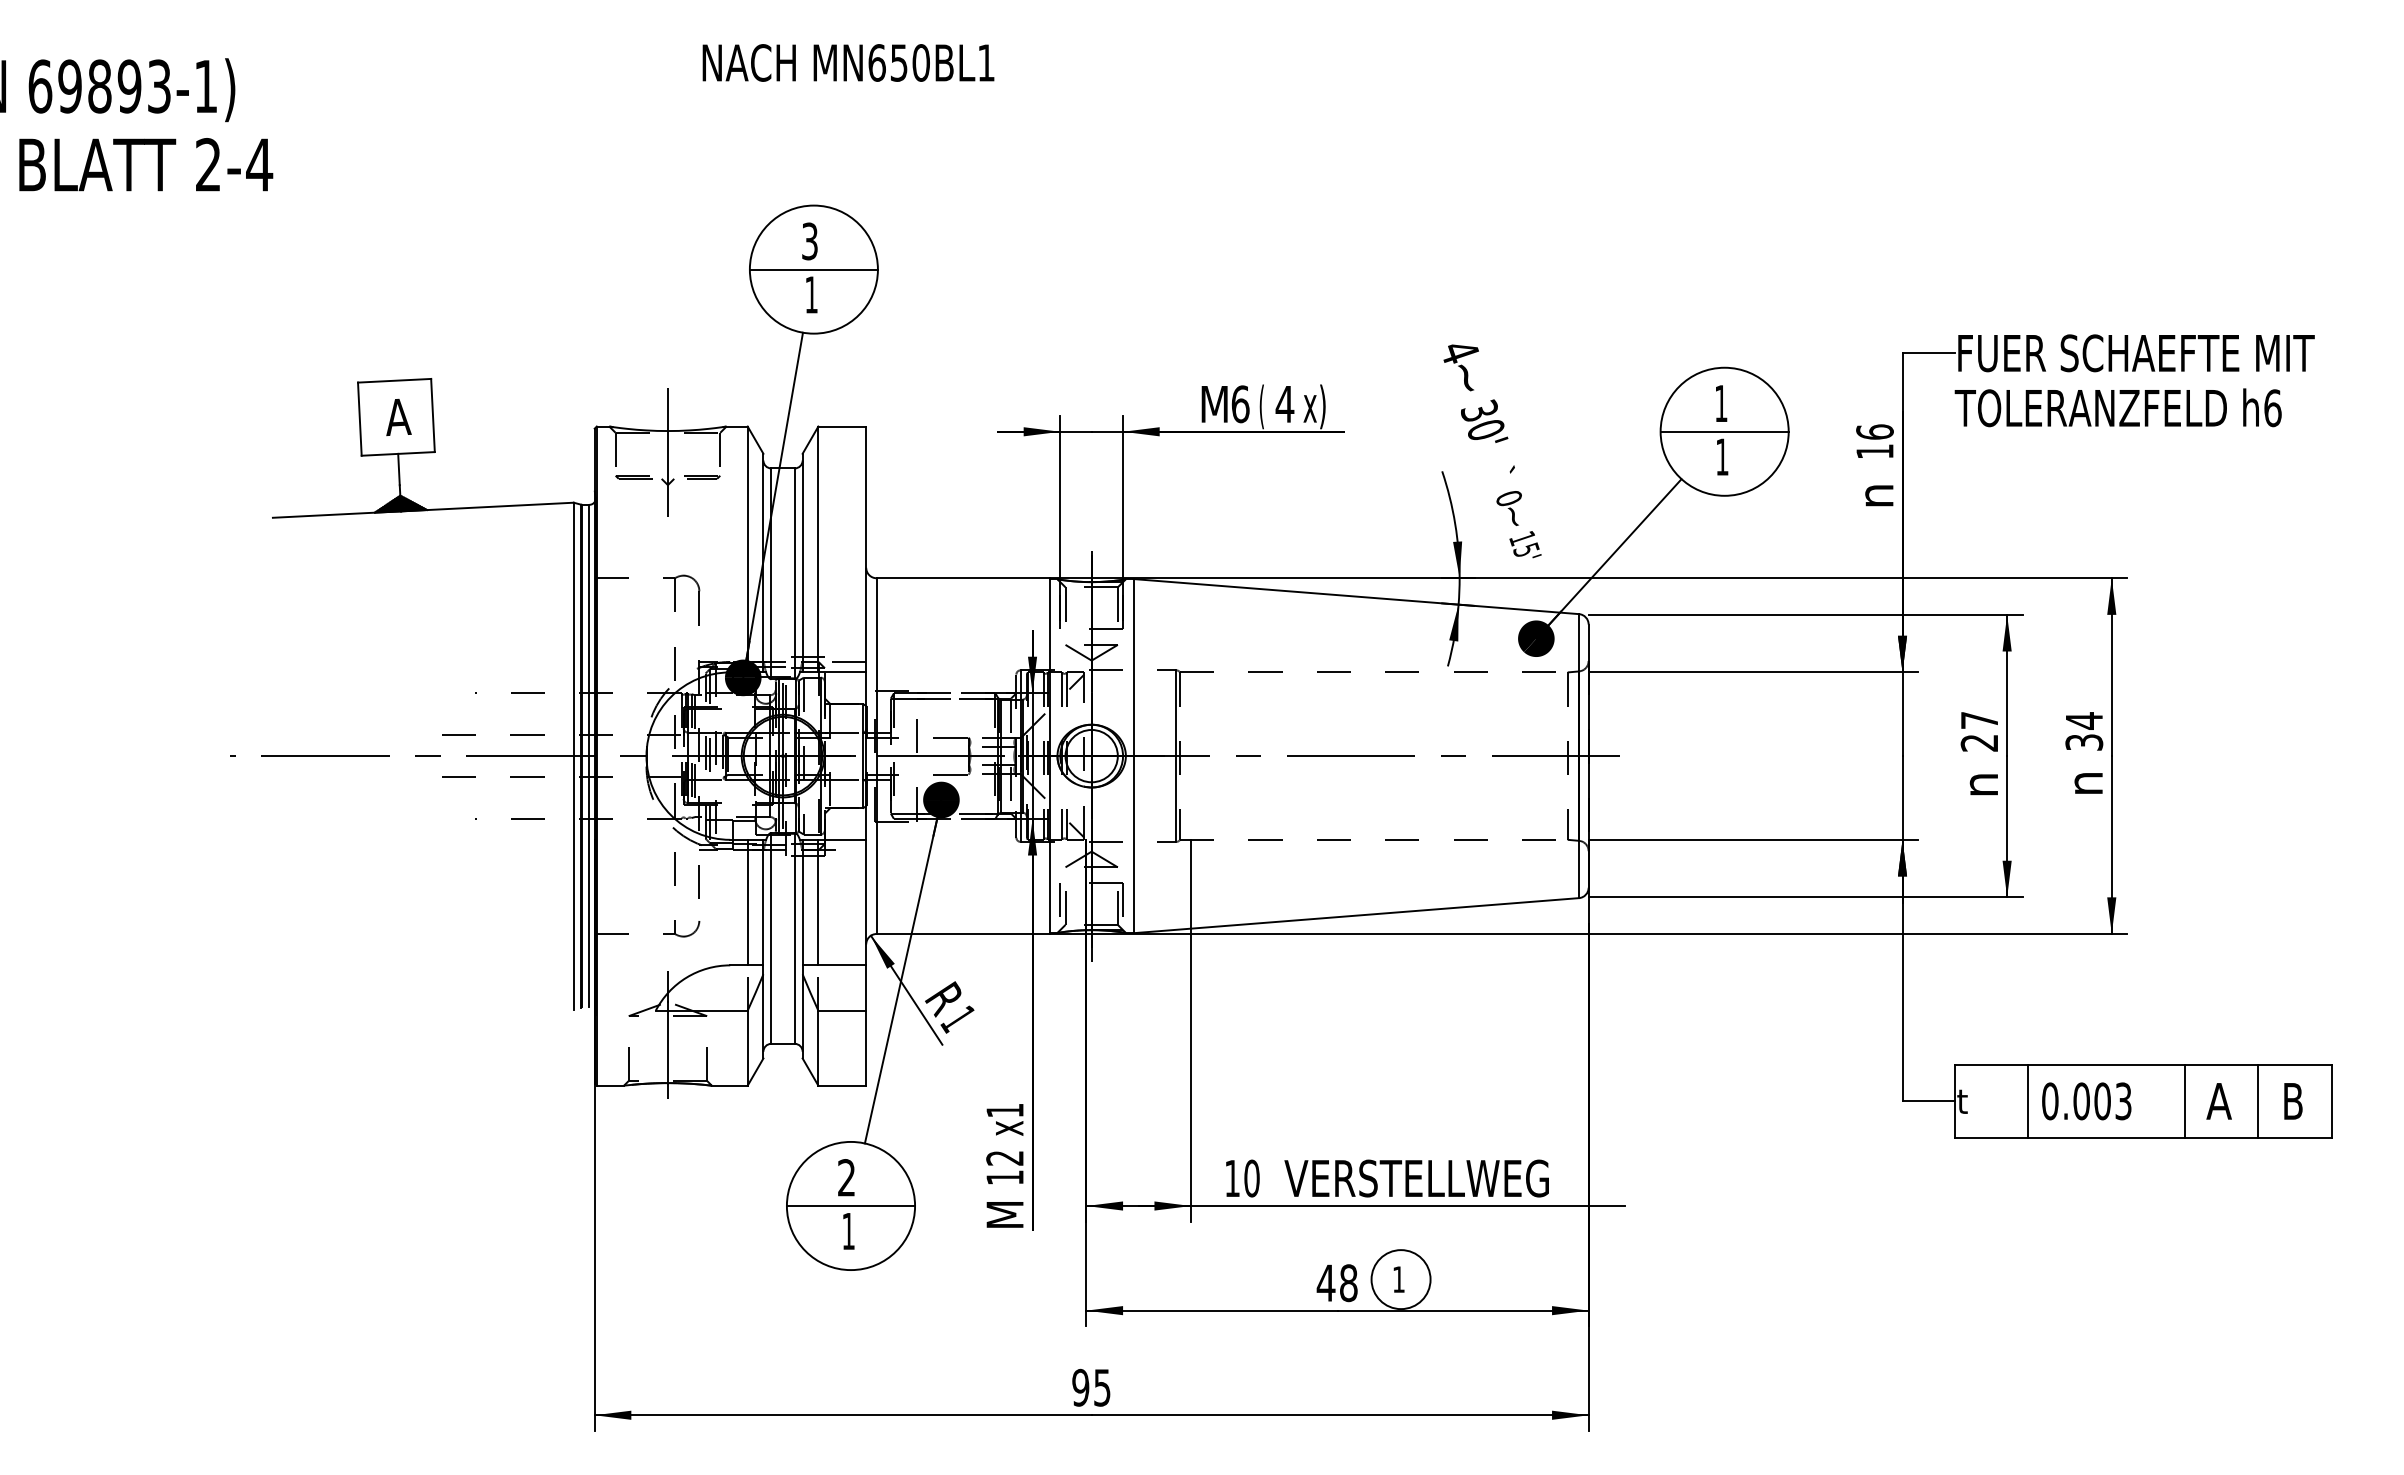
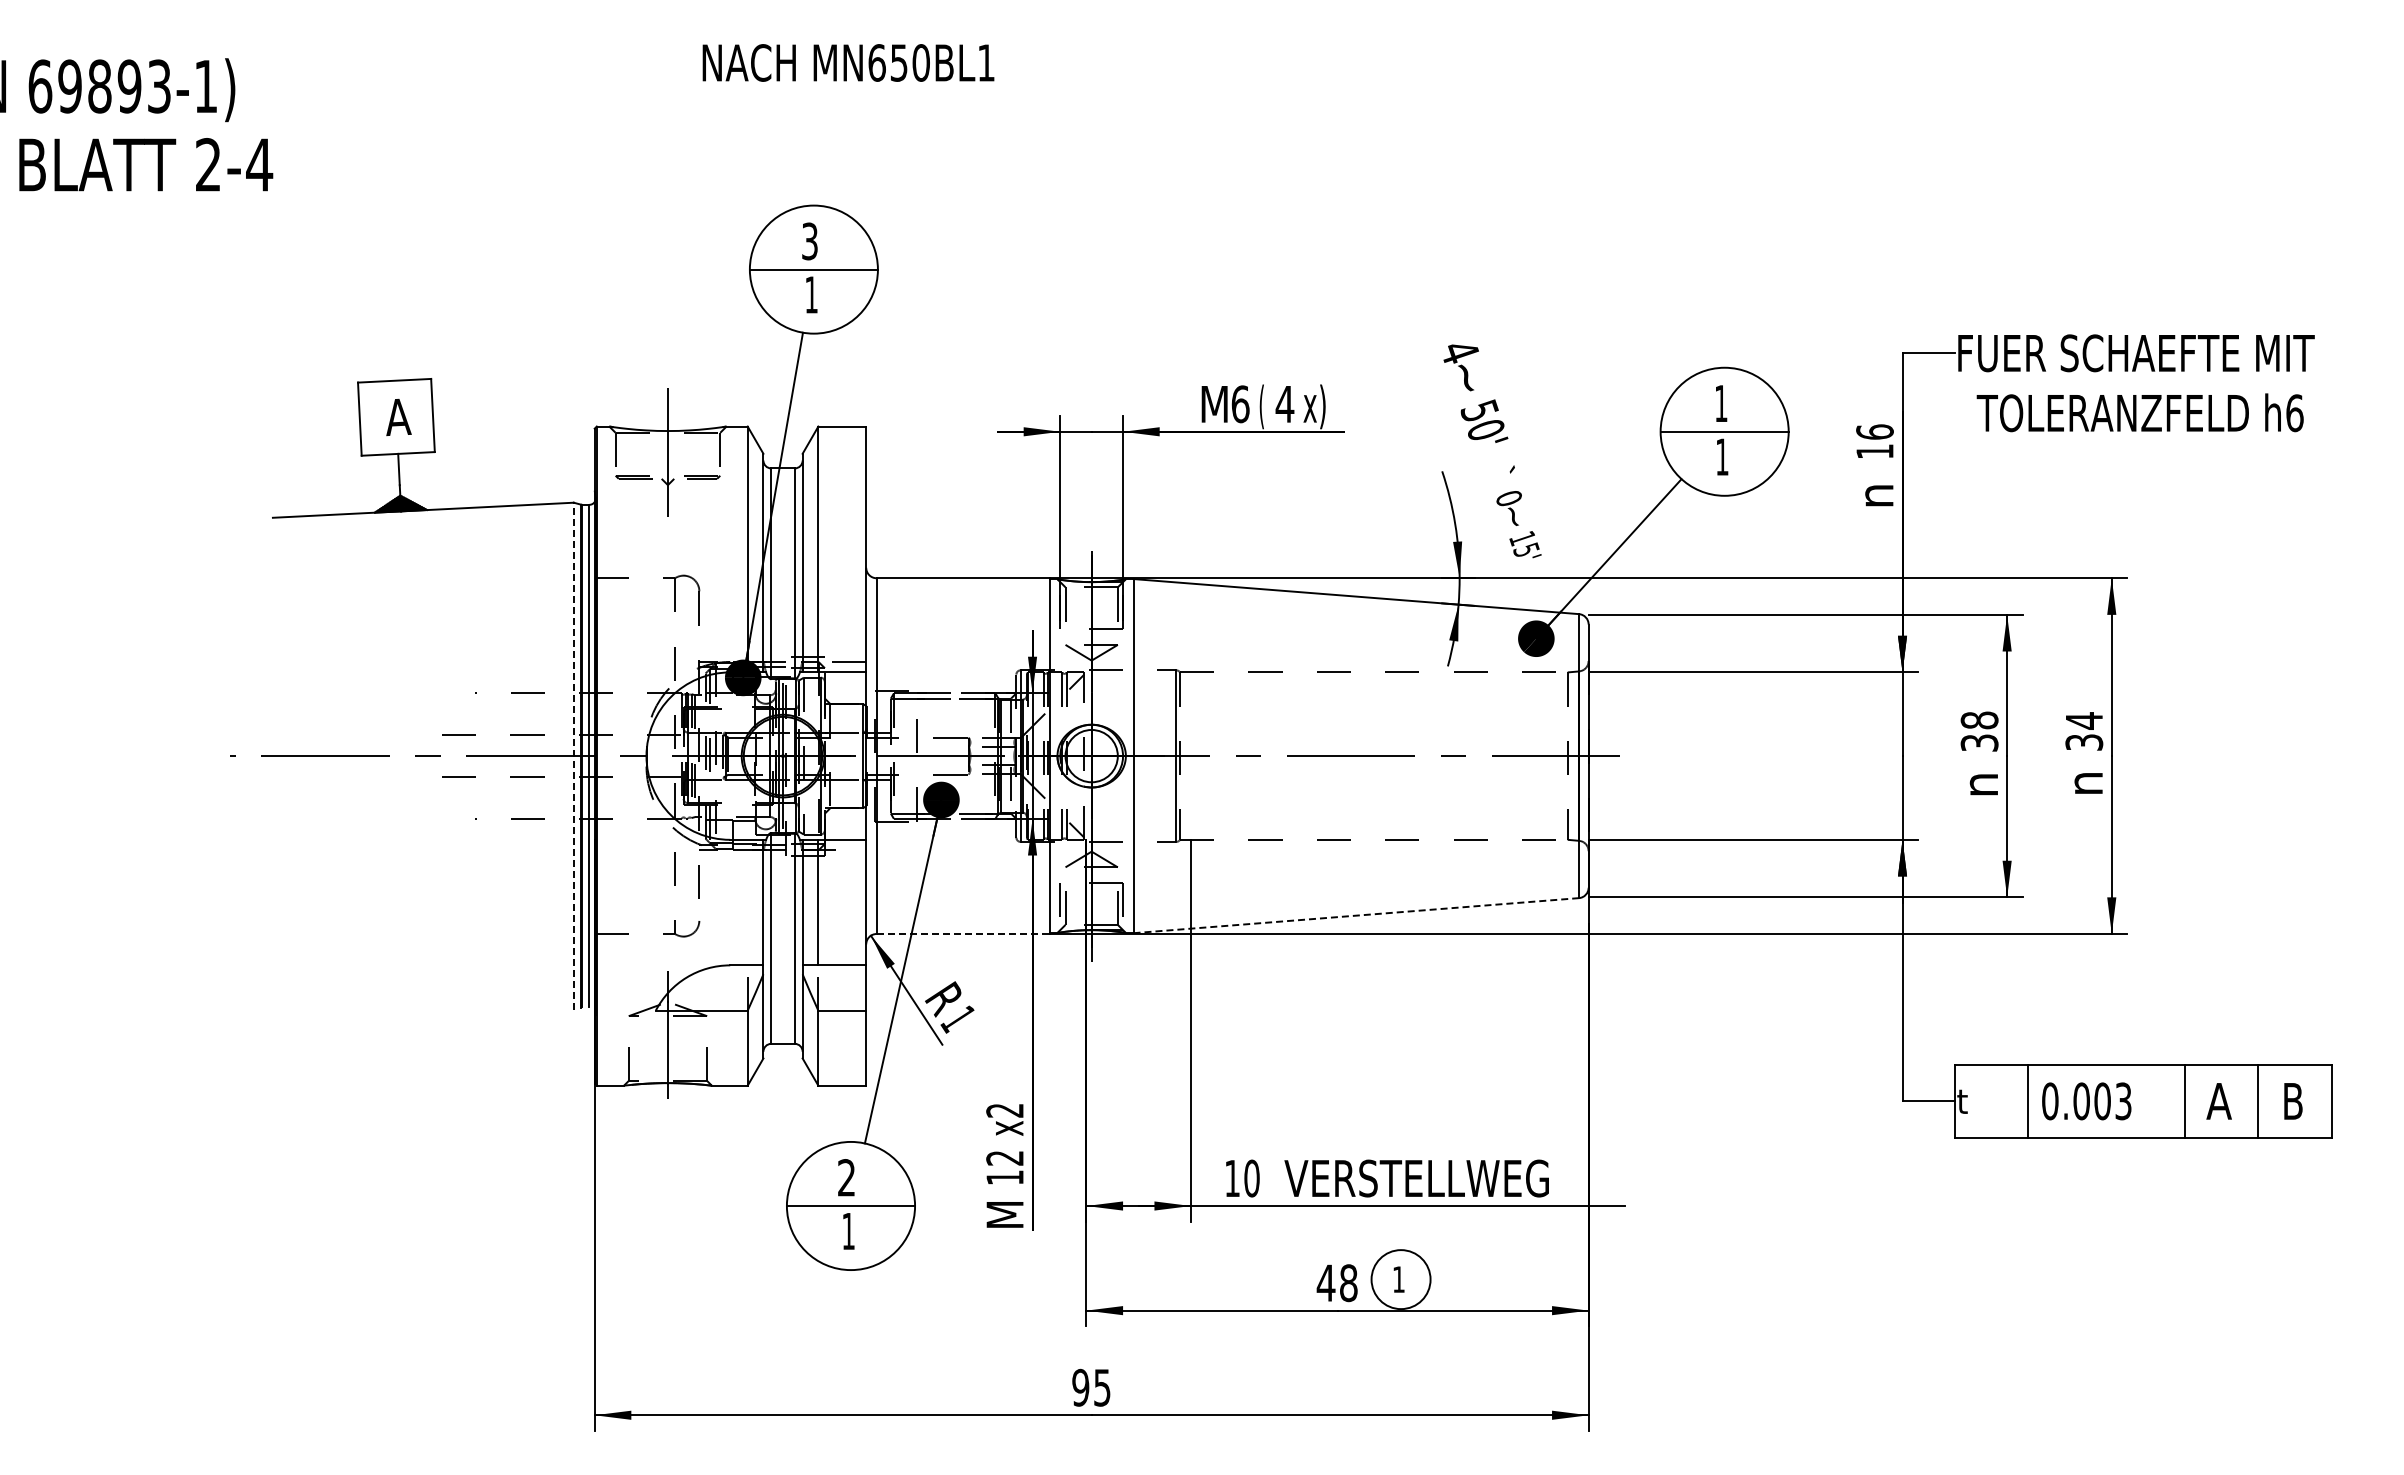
text position: (2117, 407) -> (2139, 412) (2139, 412)
text: 30' -> 50' (1479, 410)
text: 27 -> 38 (1979, 731)
line: solid -> dashed (573, 755)
line: present -> none (747, 902)
line: solid -> dashed (1356, 915)
line: solid -> dashed (963, 933)
text: x1 -> x2 (1004, 1110)
